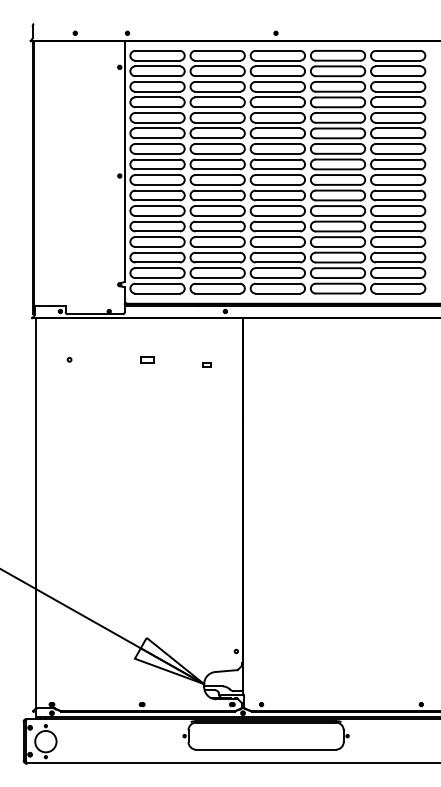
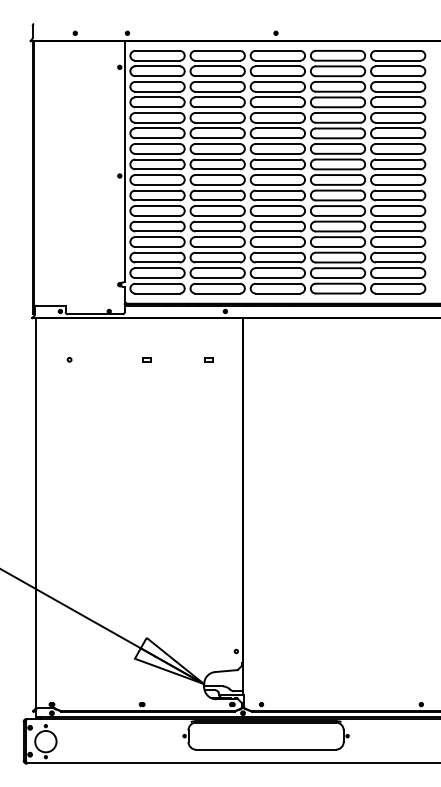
part size: 15x8 px -> 10x6 px (146, 359)
part position: (206, 364) -> (208, 359) (208, 359)
